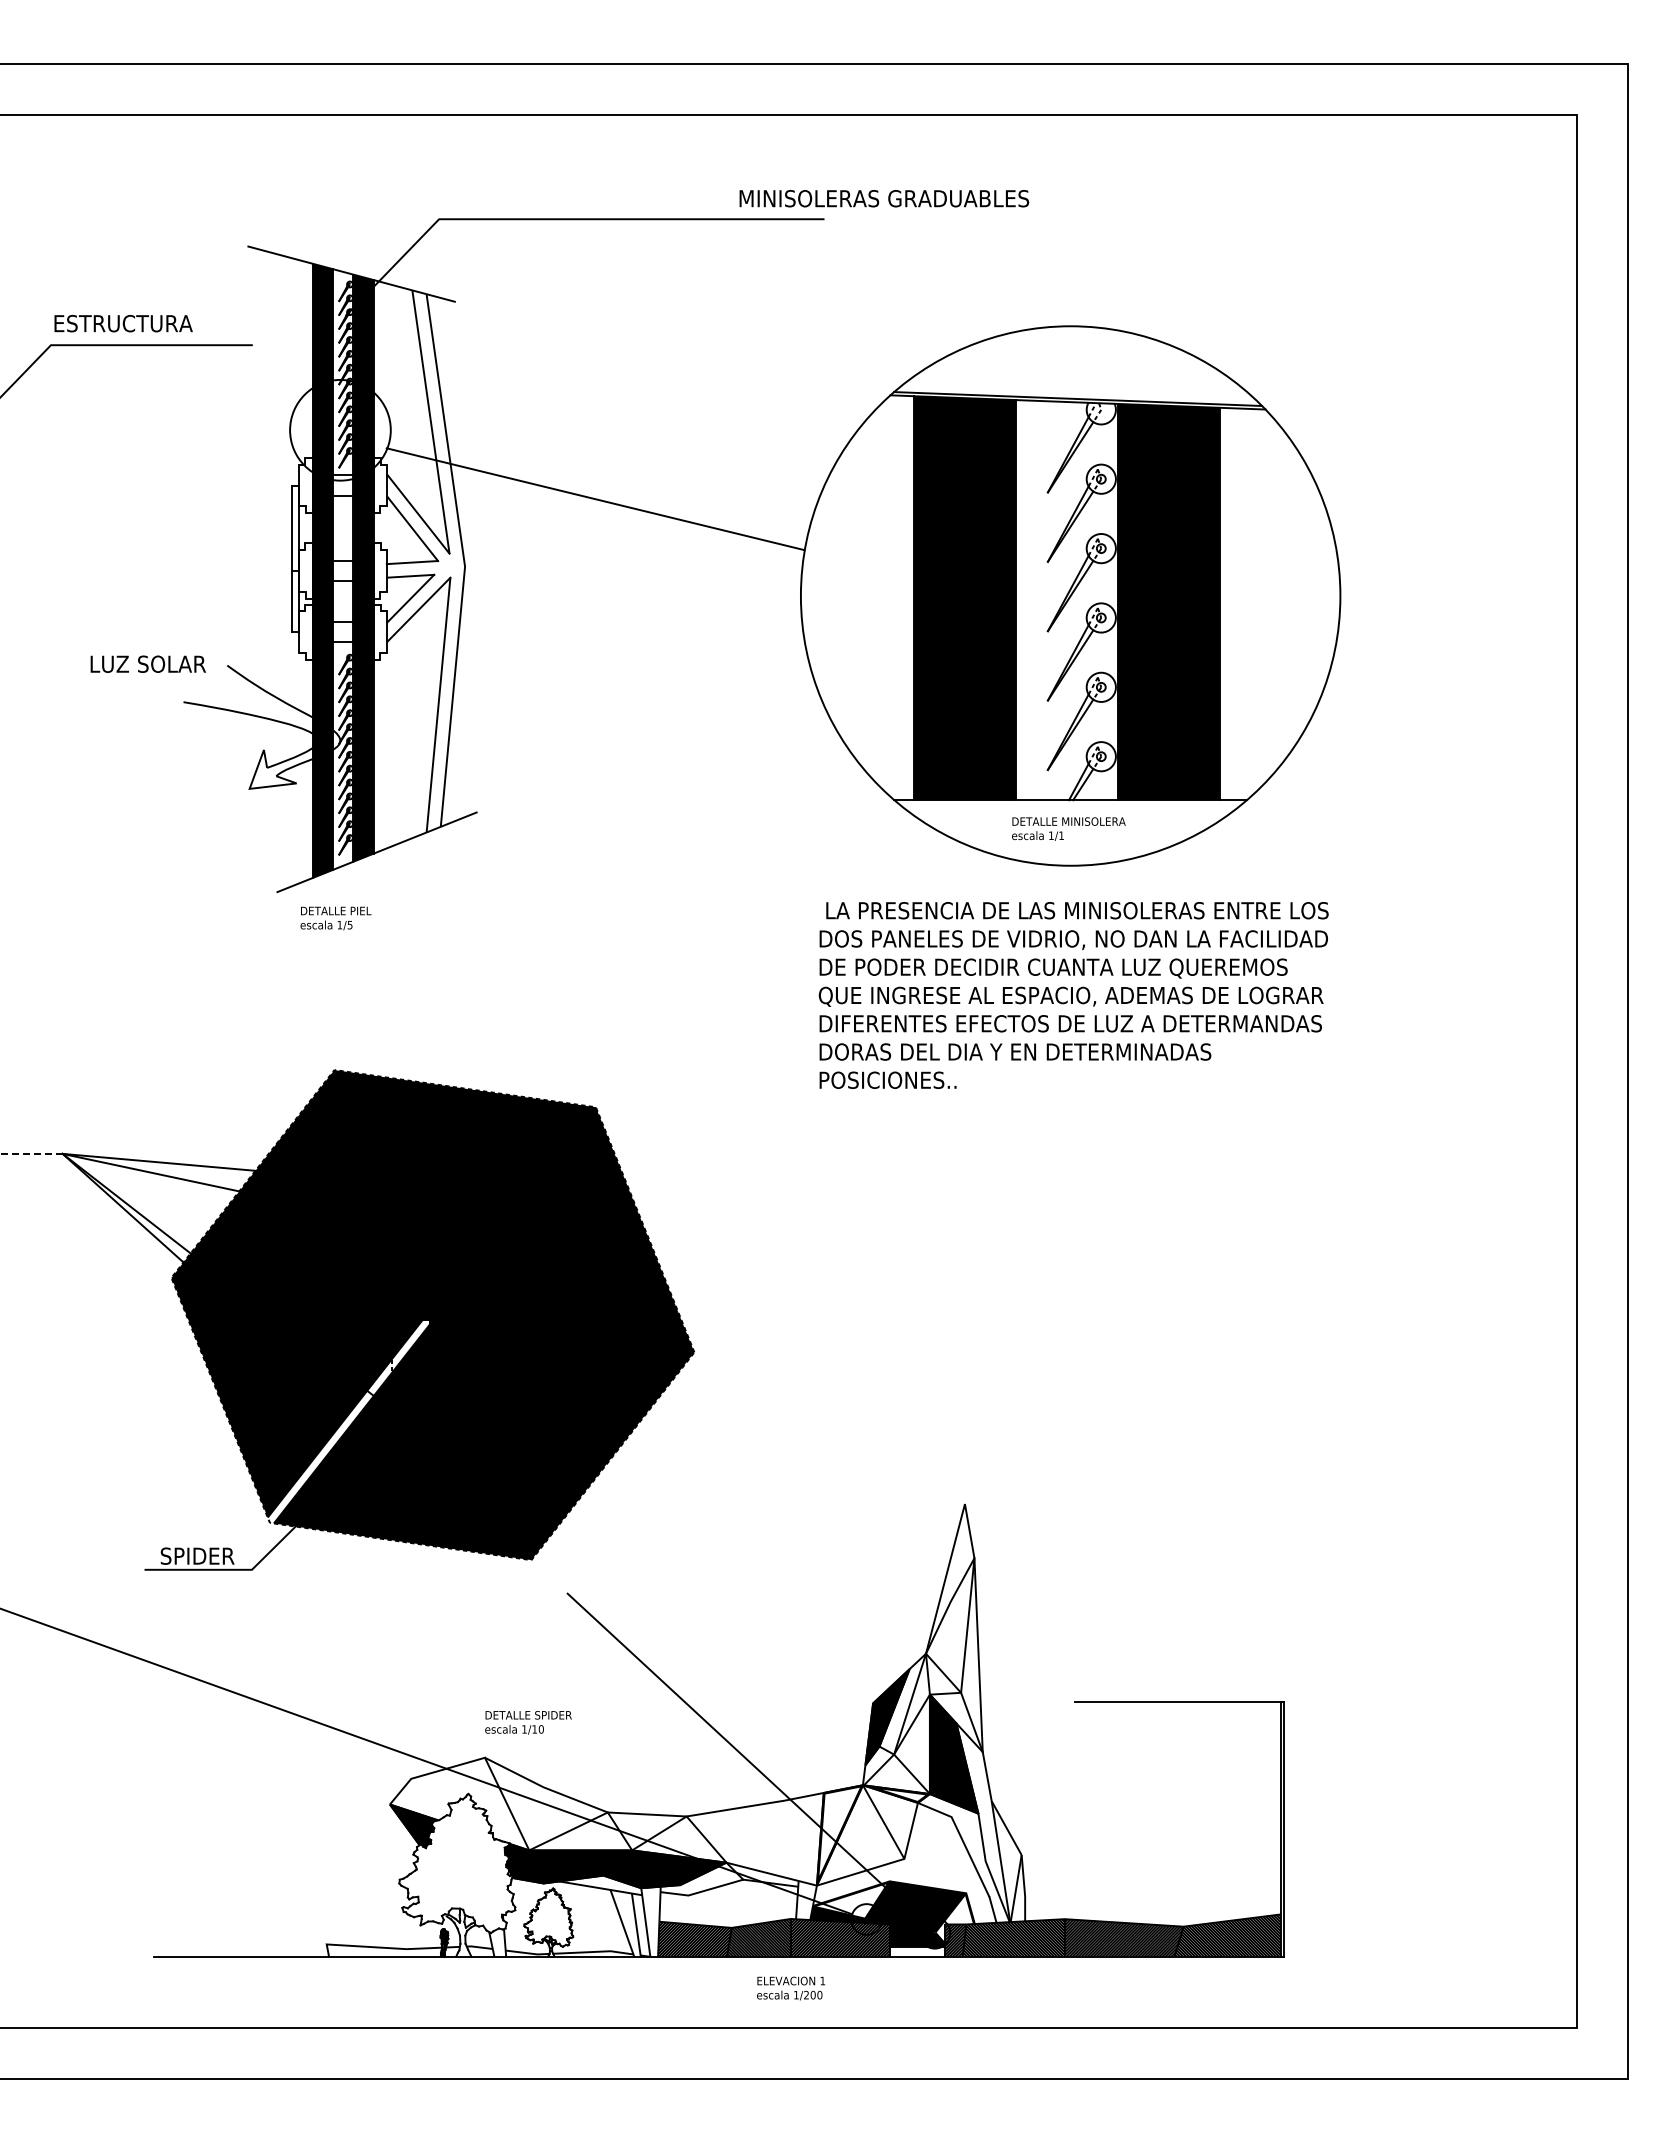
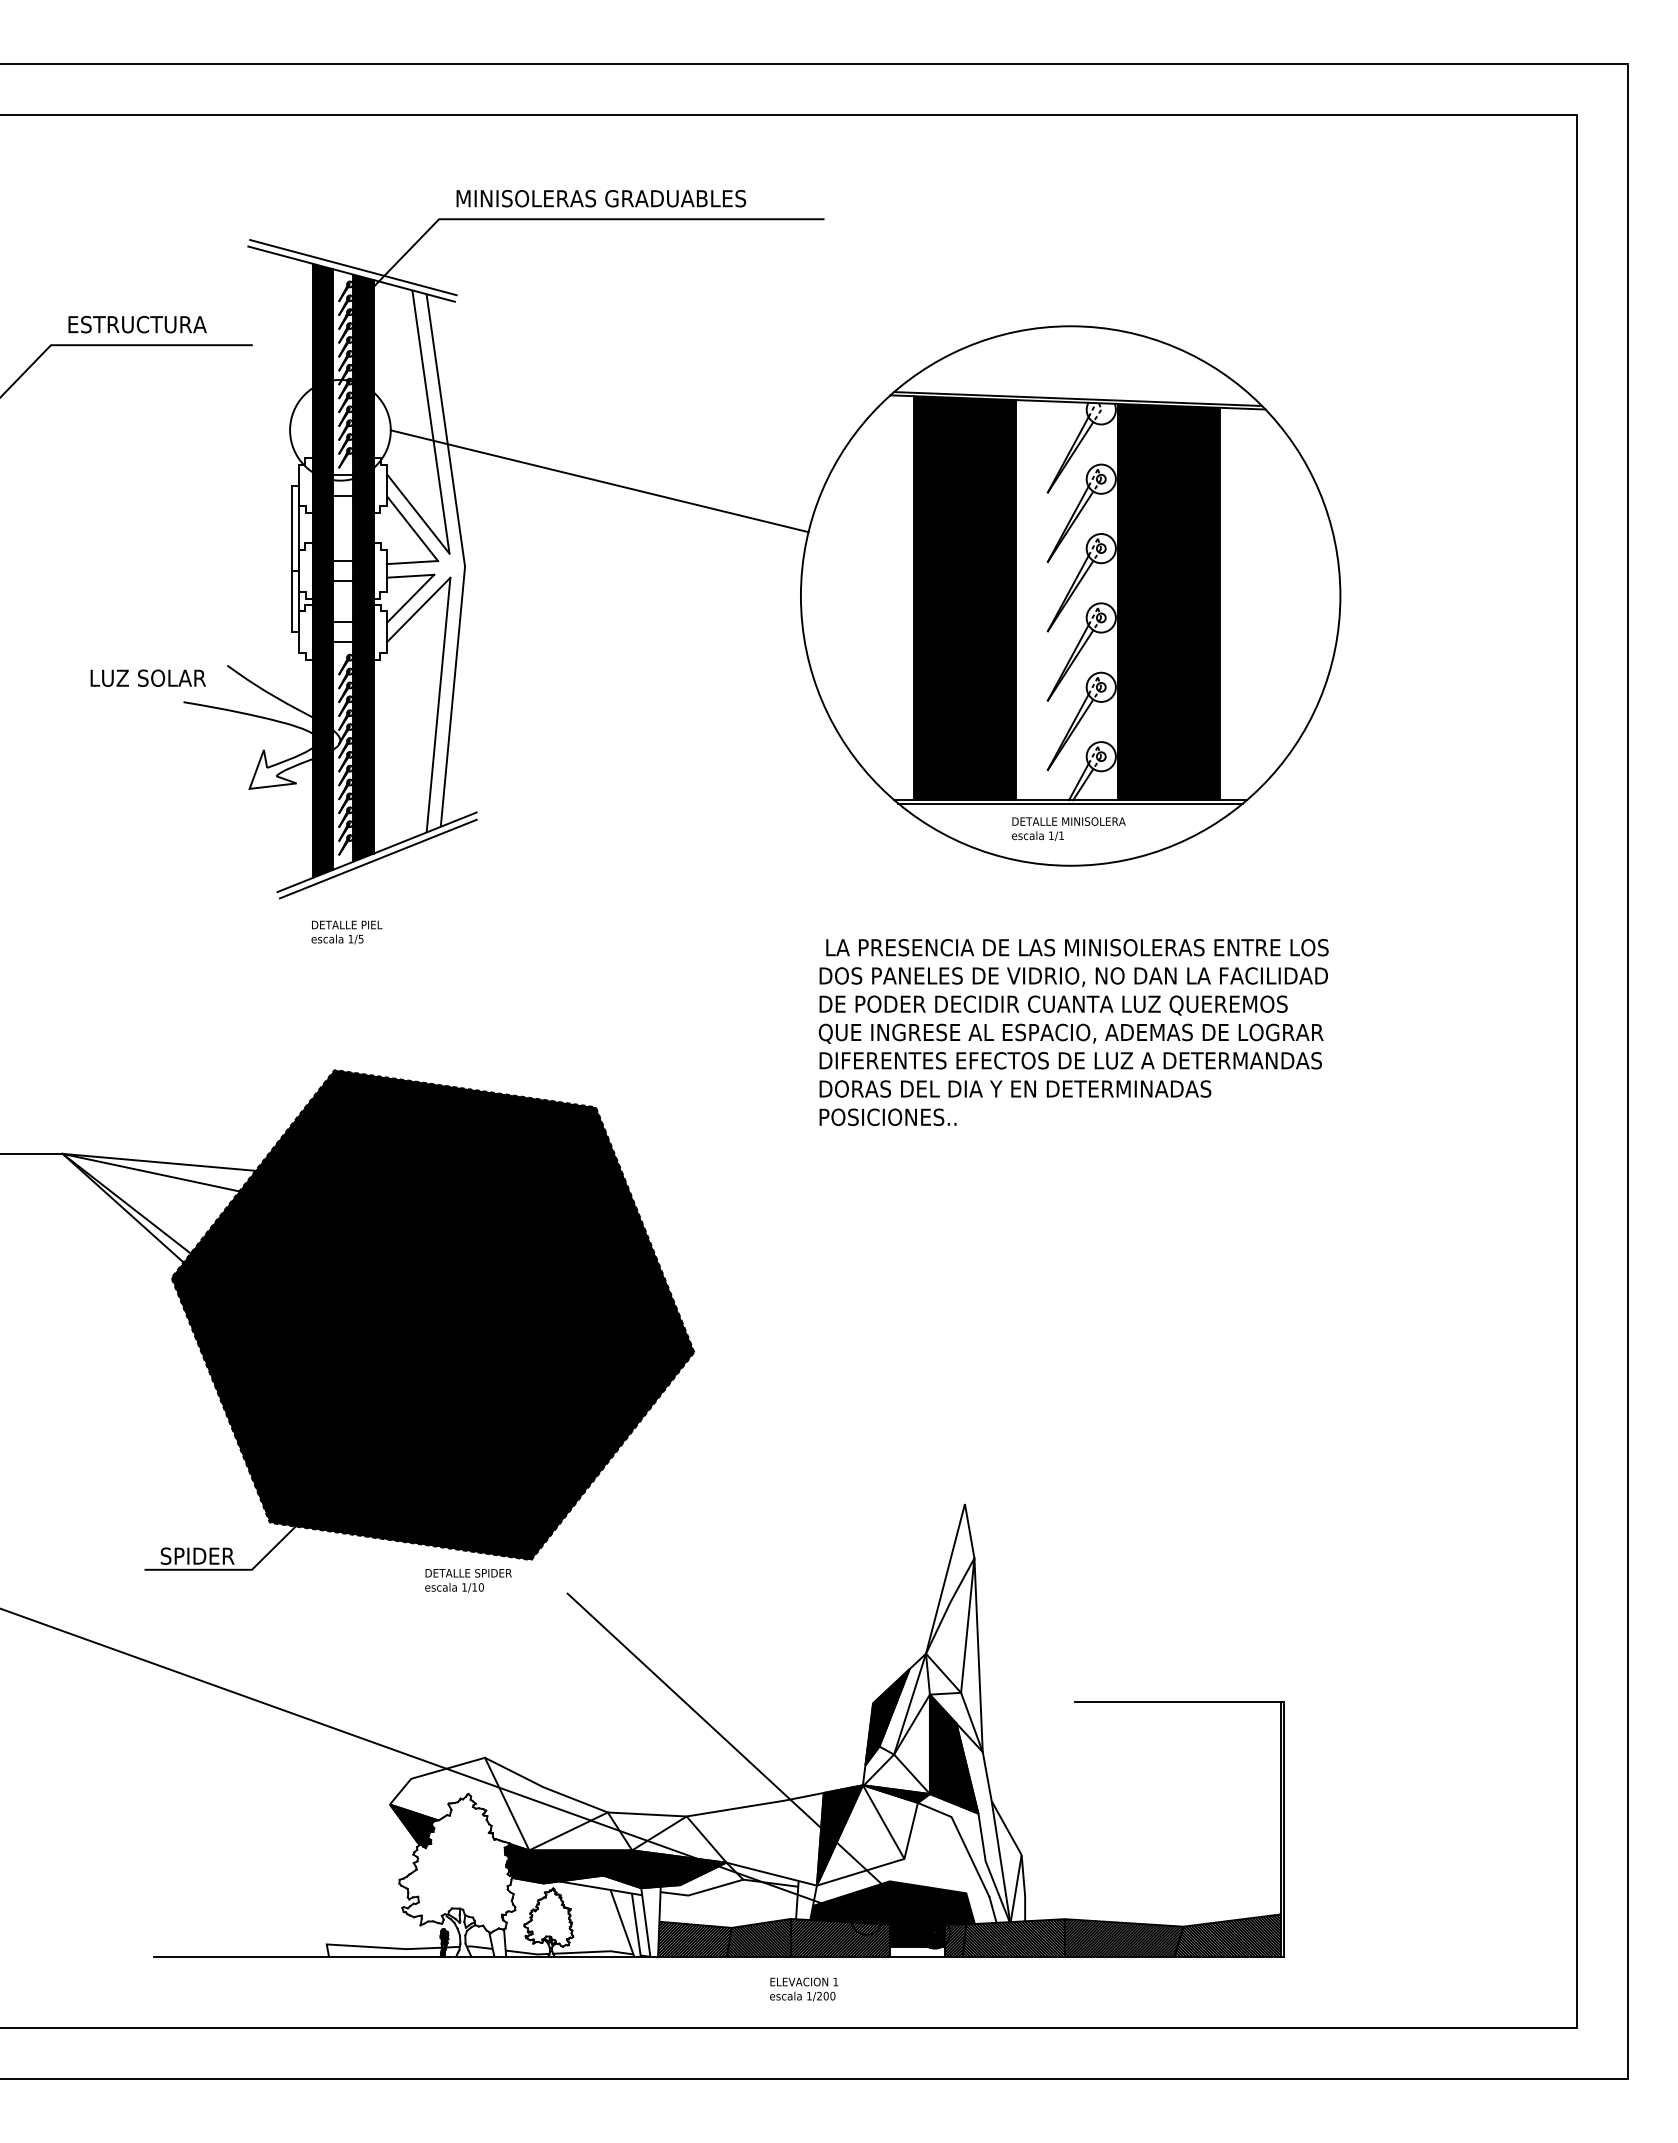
text position: (884, 198) -> (601, 198) (601, 198)
line: none -> present (353, 267)
text position: (123, 323) -> (137, 324) (137, 324)
line position: (595, 499) -> (599, 481) (599, 481)
text position: (147, 663) -> (147, 677) (147, 677)
line: none -> present (1070, 803)
line: none -> present (377, 858)
text position: (335, 918) -> (346, 932) (346, 932)
text position: (1073, 995) -> (1073, 1032) (1073, 1032)
line: dashed -> solid (31, 1153)
fill: none -> present (432, 1315)
text position: (528, 1722) -> (468, 1580) (468, 1580)
fill: none -> present (899, 1794)
fill: none -> present (839, 1833)
fill: none -> present (850, 1900)
fill: none -> present (954, 1918)
text position: (791, 1988) -> (804, 1989) (804, 1989)
